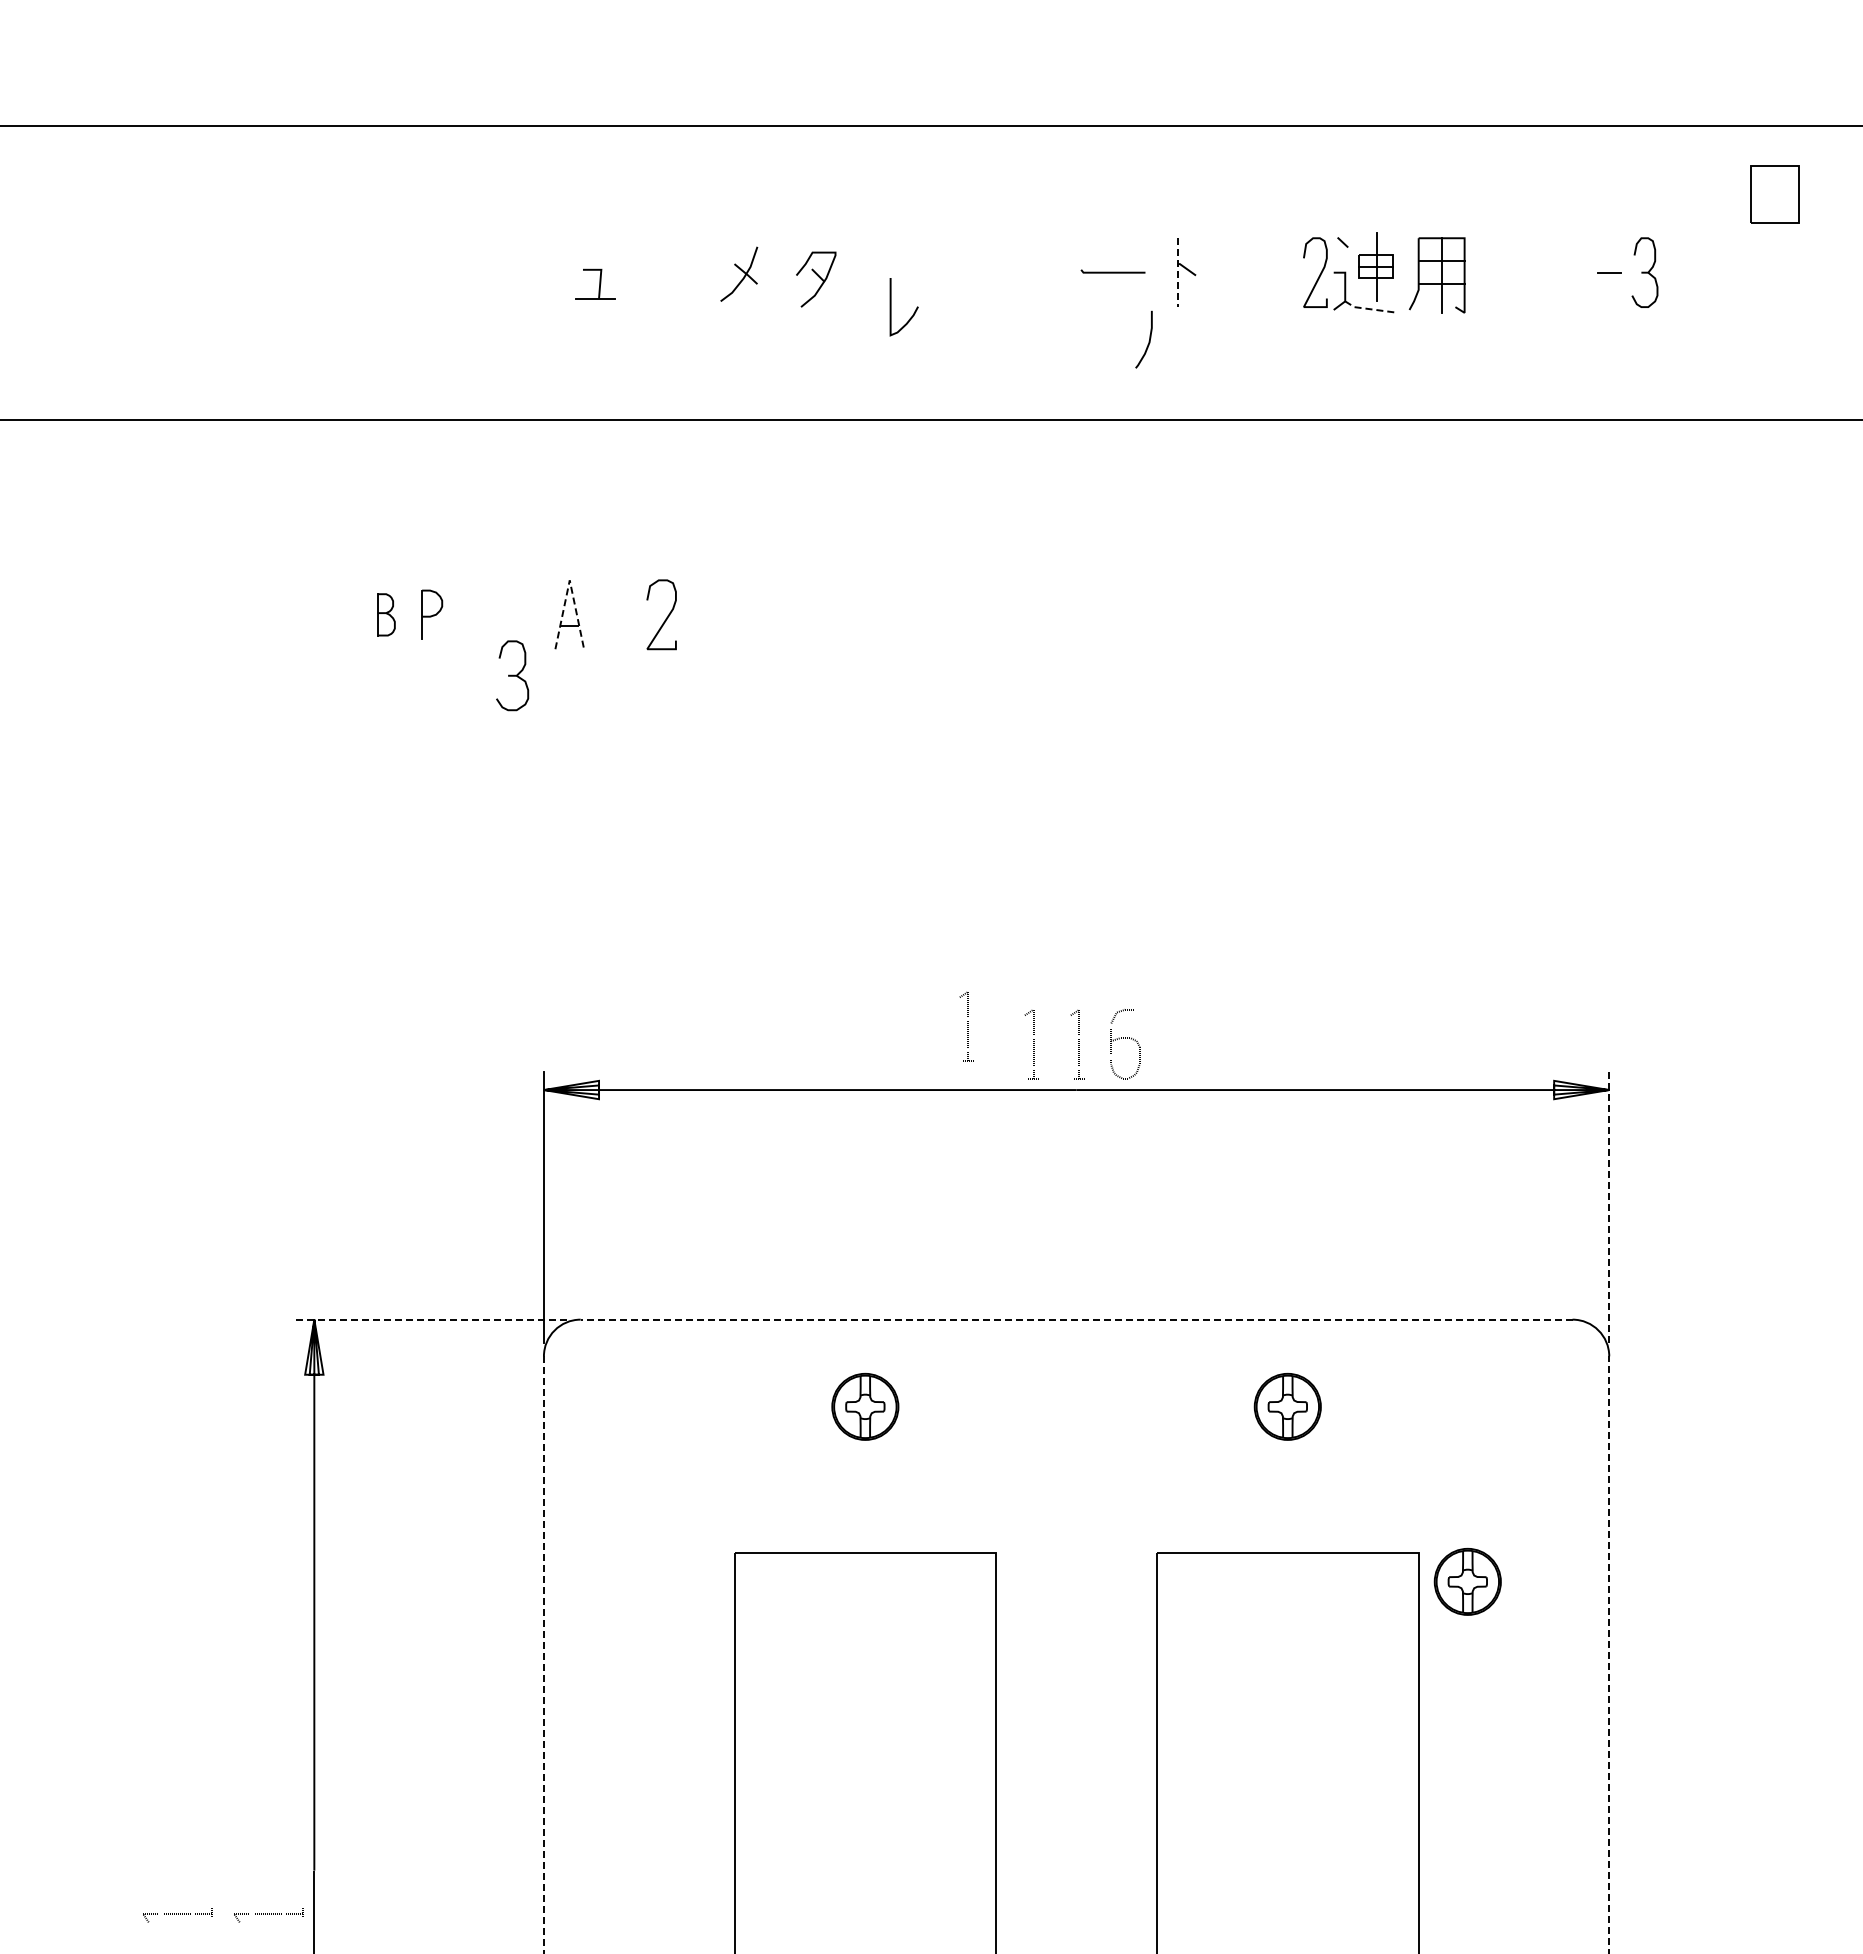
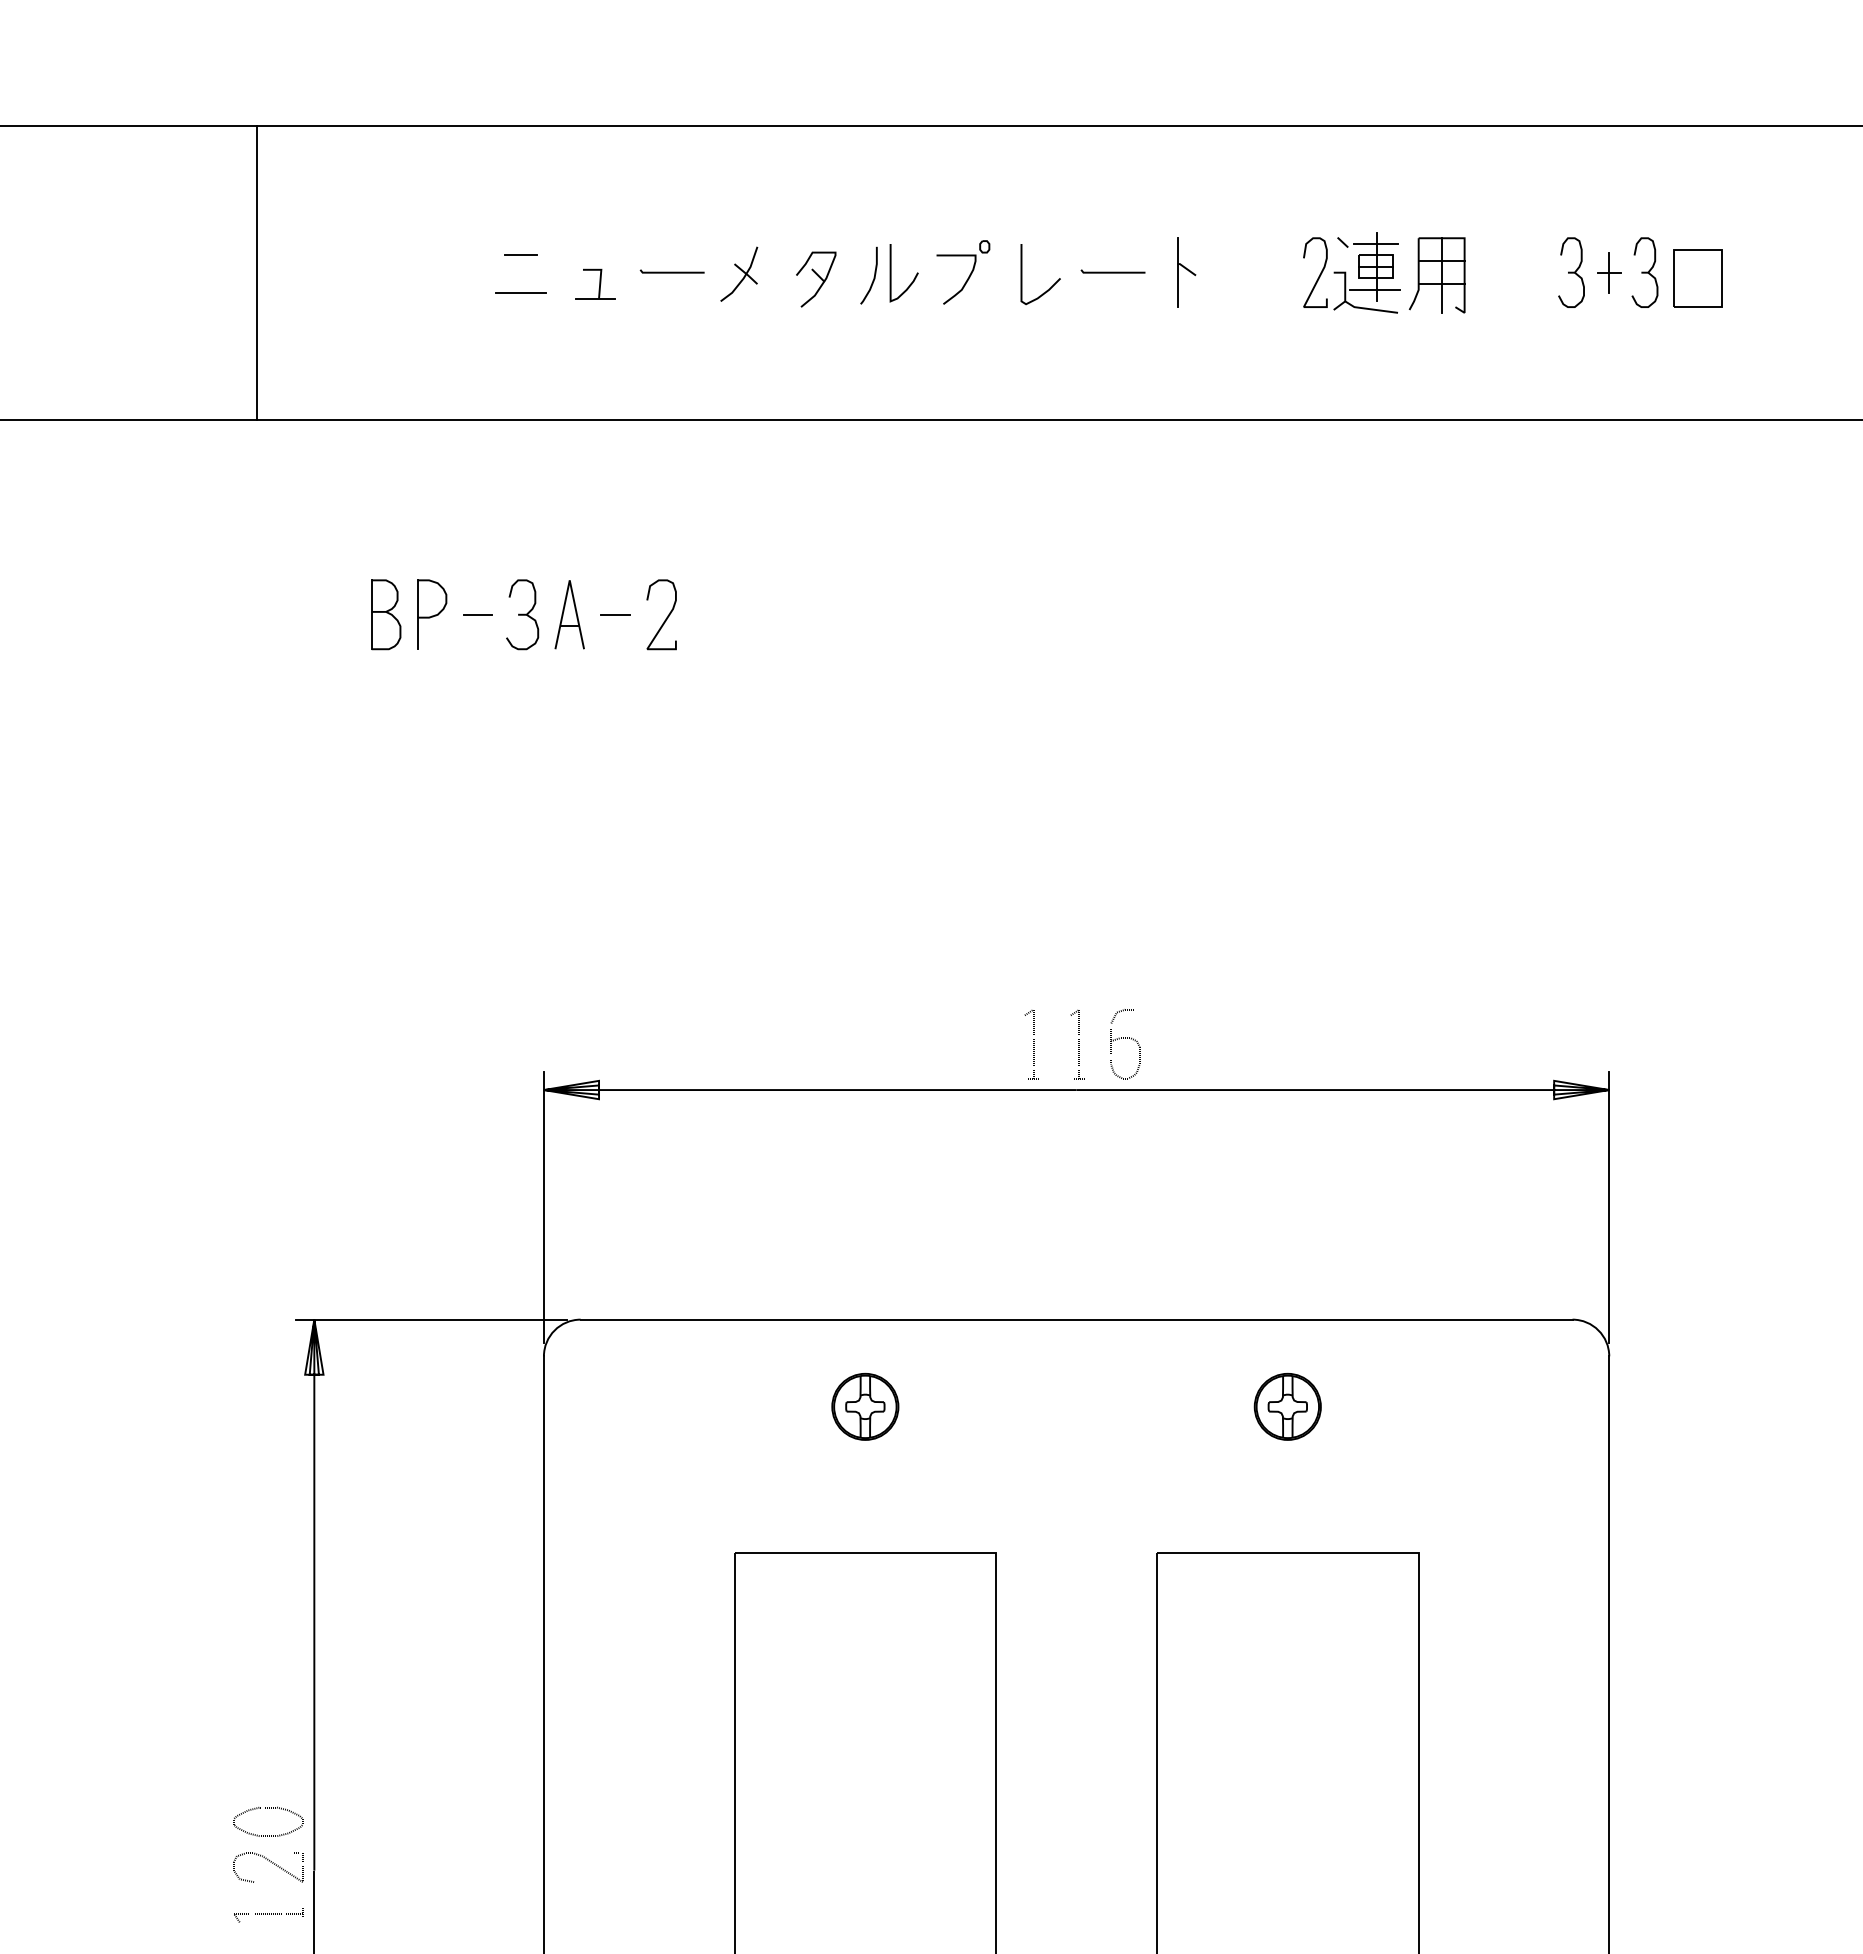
part position: (1774, 194) -> (1697, 278) (1697, 278)
line: none -> present (1376, 243)
line: none -> present (520, 255)
line: none -> present (671, 271)
line: none -> present (256, 272)
part: none -> present (1571, 272)
line: none -> present (1609, 272)
line: dashed -> solid (1177, 273)
part: none -> present (969, 274)
curve: none -> present (1052, 285)
line: none -> present (1374, 289)
line: none -> present (520, 292)
line: dashed -> solid (1370, 309)
curve position: (913, 313) -> (913, 279) (913, 279)
curve position: (1148, 341) -> (873, 277) (873, 277)
line: dashed -> solid (569, 580)
part size: 19x44 px -> 31x72 px (386, 614)
part size: 23x51 px -> 31x71 px (432, 614)
line: none -> present (477, 614)
line: none -> present (615, 614)
part position: (512, 675) -> (522, 614) (522, 614)
part: present -> none (966, 1026)
line: dashed -> solid (1609, 1206)
line: dashed -> solid (430, 1319)
line: dashed -> solid (1076, 1319)
part: present -> none (1467, 1581)
line: dashed -> solid (1609, 1654)
line: dashed -> solid (543, 1655)
part: none -> present (267, 1808)
curve: none -> present (270, 1862)
part: present -> none (177, 1915)
